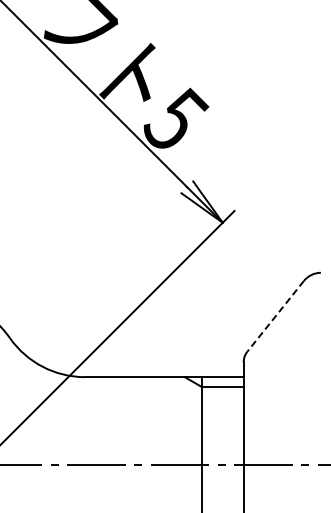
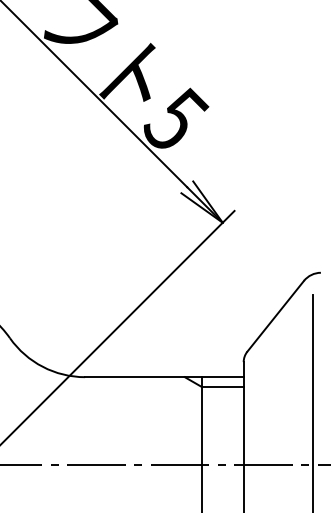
line: dashed -> solid (275, 316)
line: none -> present (313, 401)
